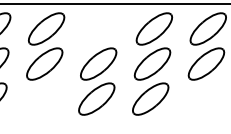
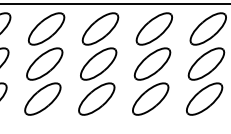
part: none -> present (100, 28)
part: none -> present (42, 98)
part: none -> present (204, 98)
